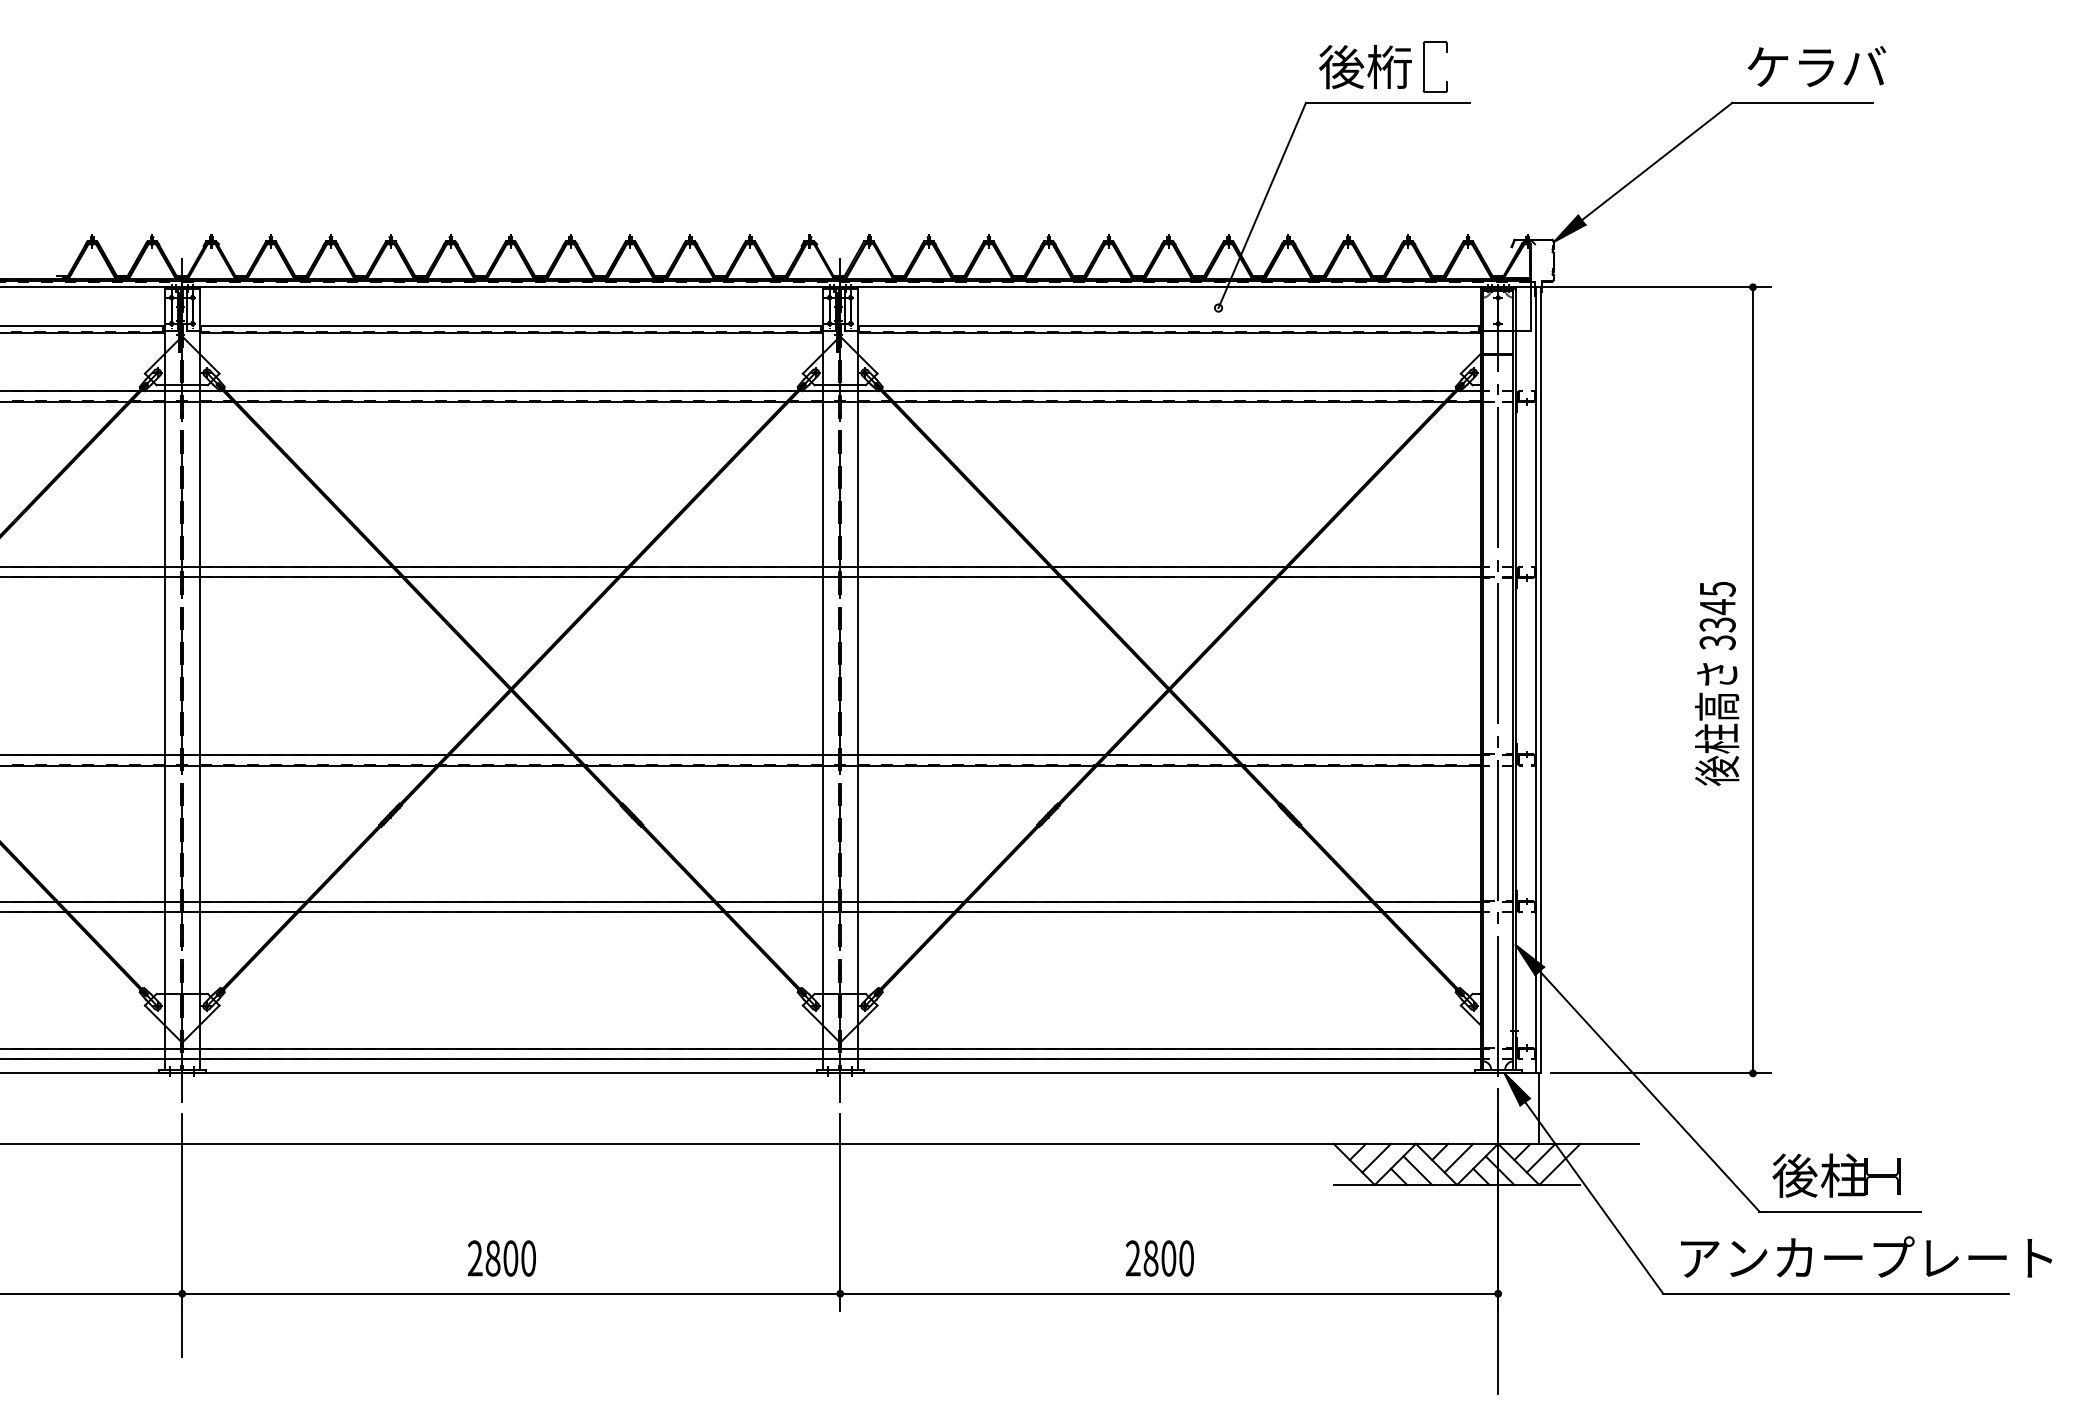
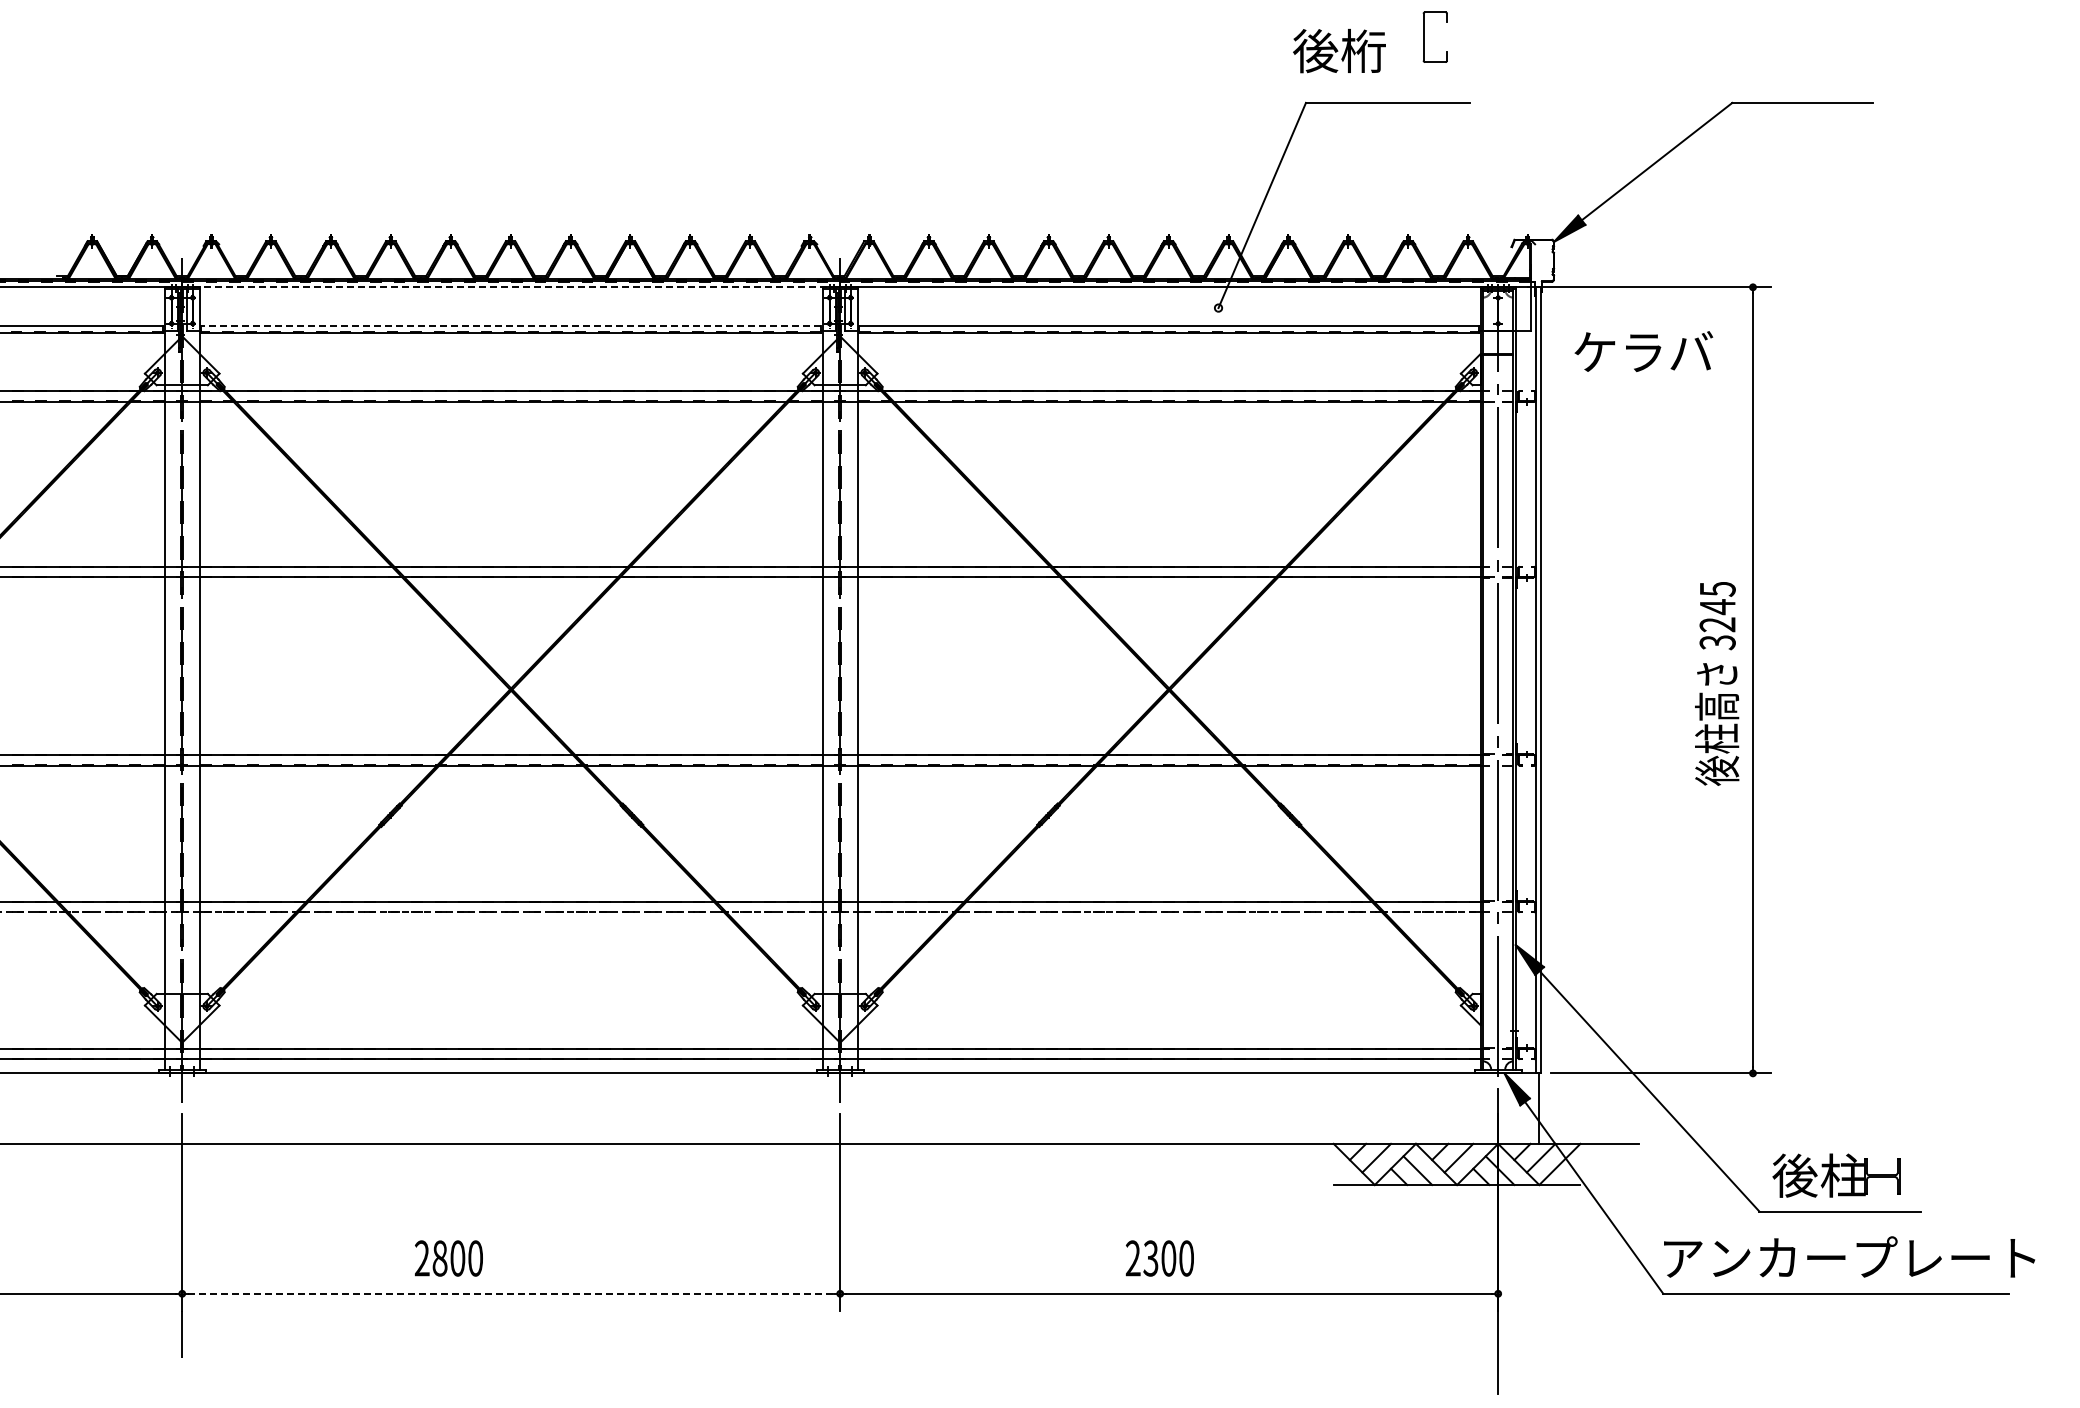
part position: (1424, 66) -> (1424, 36) (1424, 36)
text position: (1816, 66) -> (1643, 351) (1643, 351)
text position: (1365, 67) -> (1339, 51) (1339, 51)
line: solid -> dashed (511, 286)
line: solid -> dashed (510, 326)
text: 3345 -> 3245 (1717, 624)
line: solid -> dashed (740, 912)
text position: (1866, 1256) -> (1849, 1256) (1849, 1256)
text position: (501, 1258) -> (448, 1258) (448, 1258)
text: 2800 -> 2300 (1150, 1258)
line: solid -> dashed (511, 1293)
